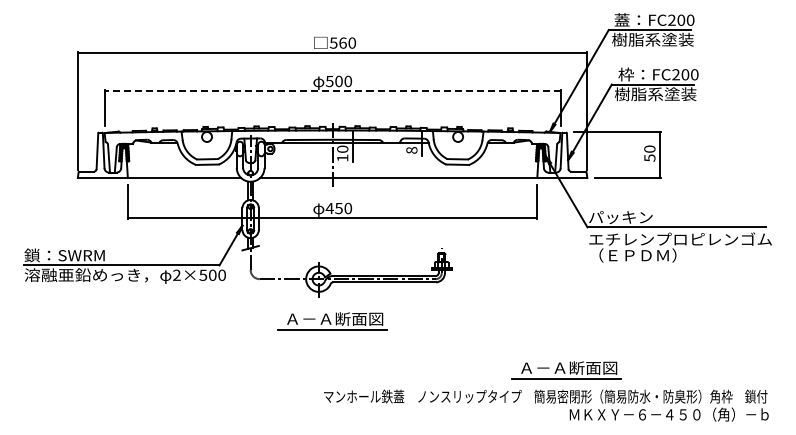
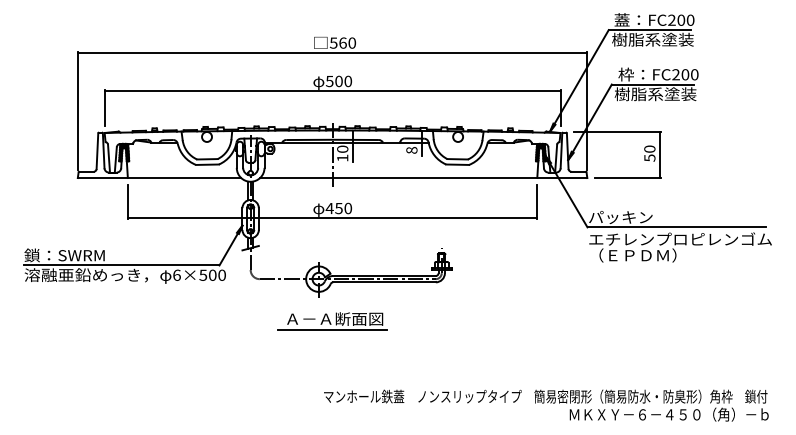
line: dashed -> solid (332, 91)
text: 2×500 -> 6×500 (176, 274)
part: present -> none (566, 370)
